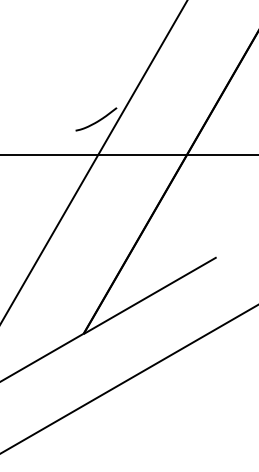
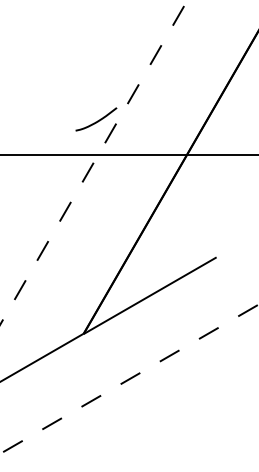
line: solid -> dashed (93, 163)
line: solid -> dashed (129, 378)
